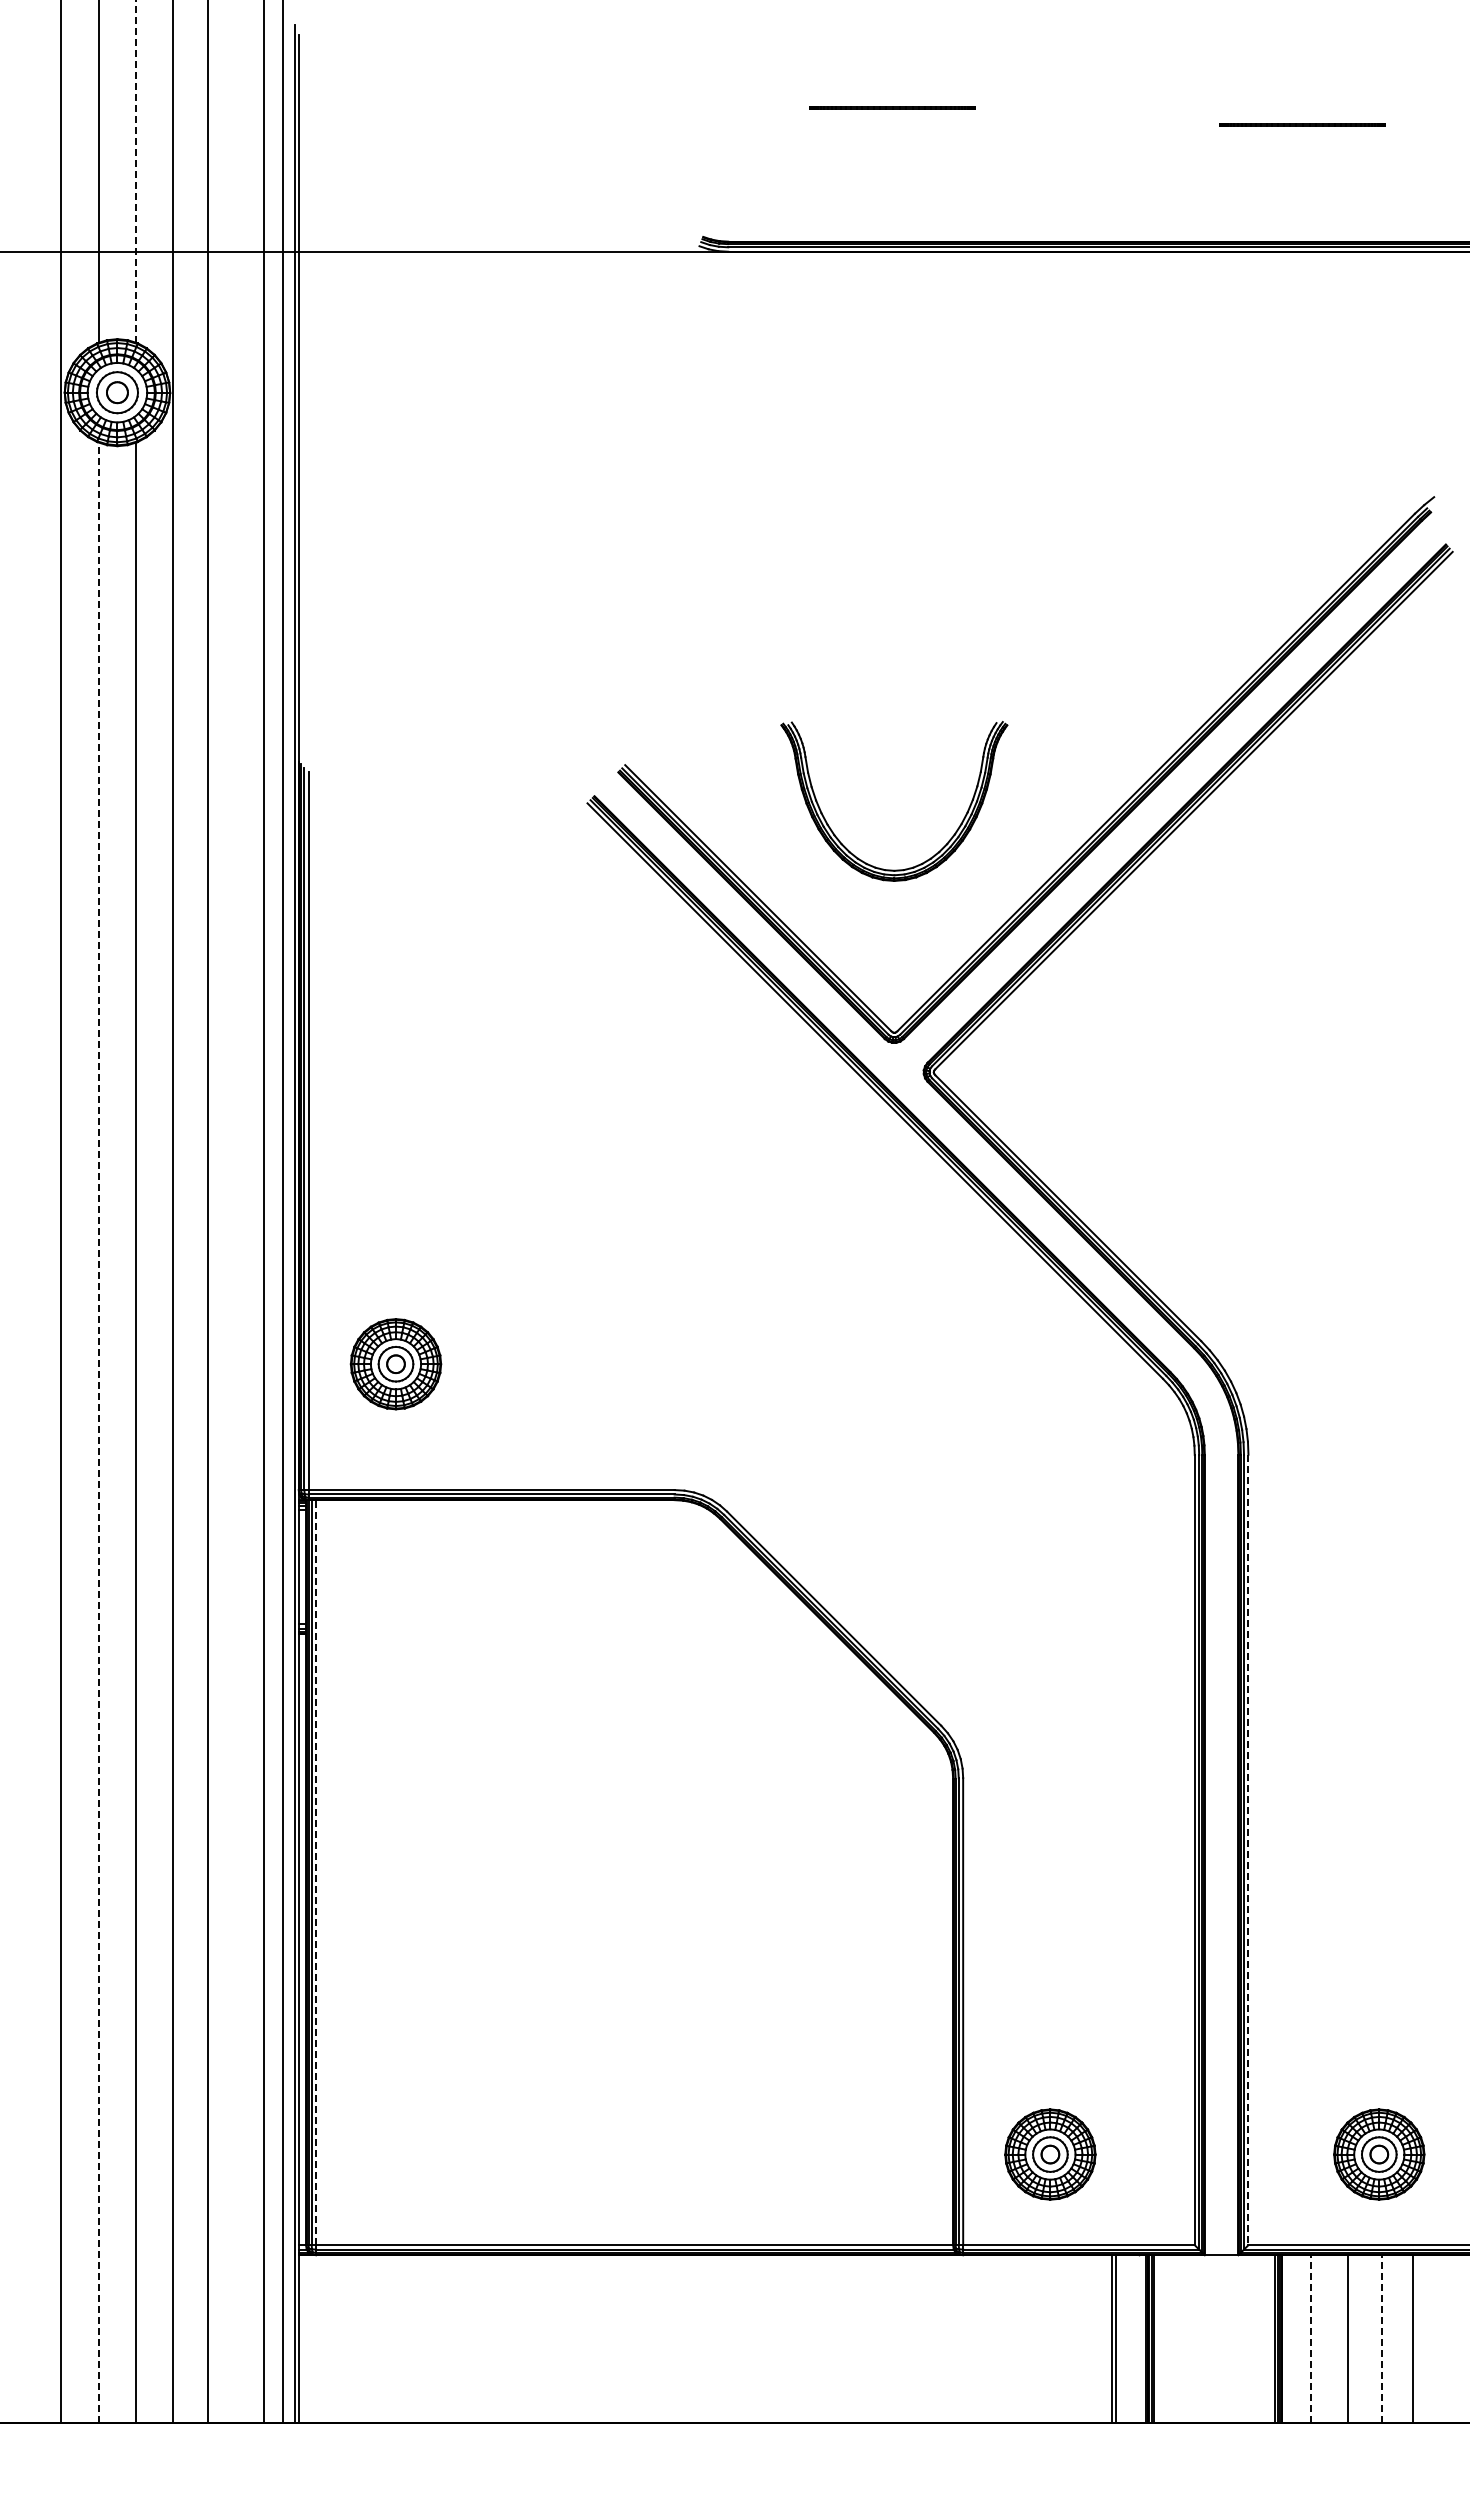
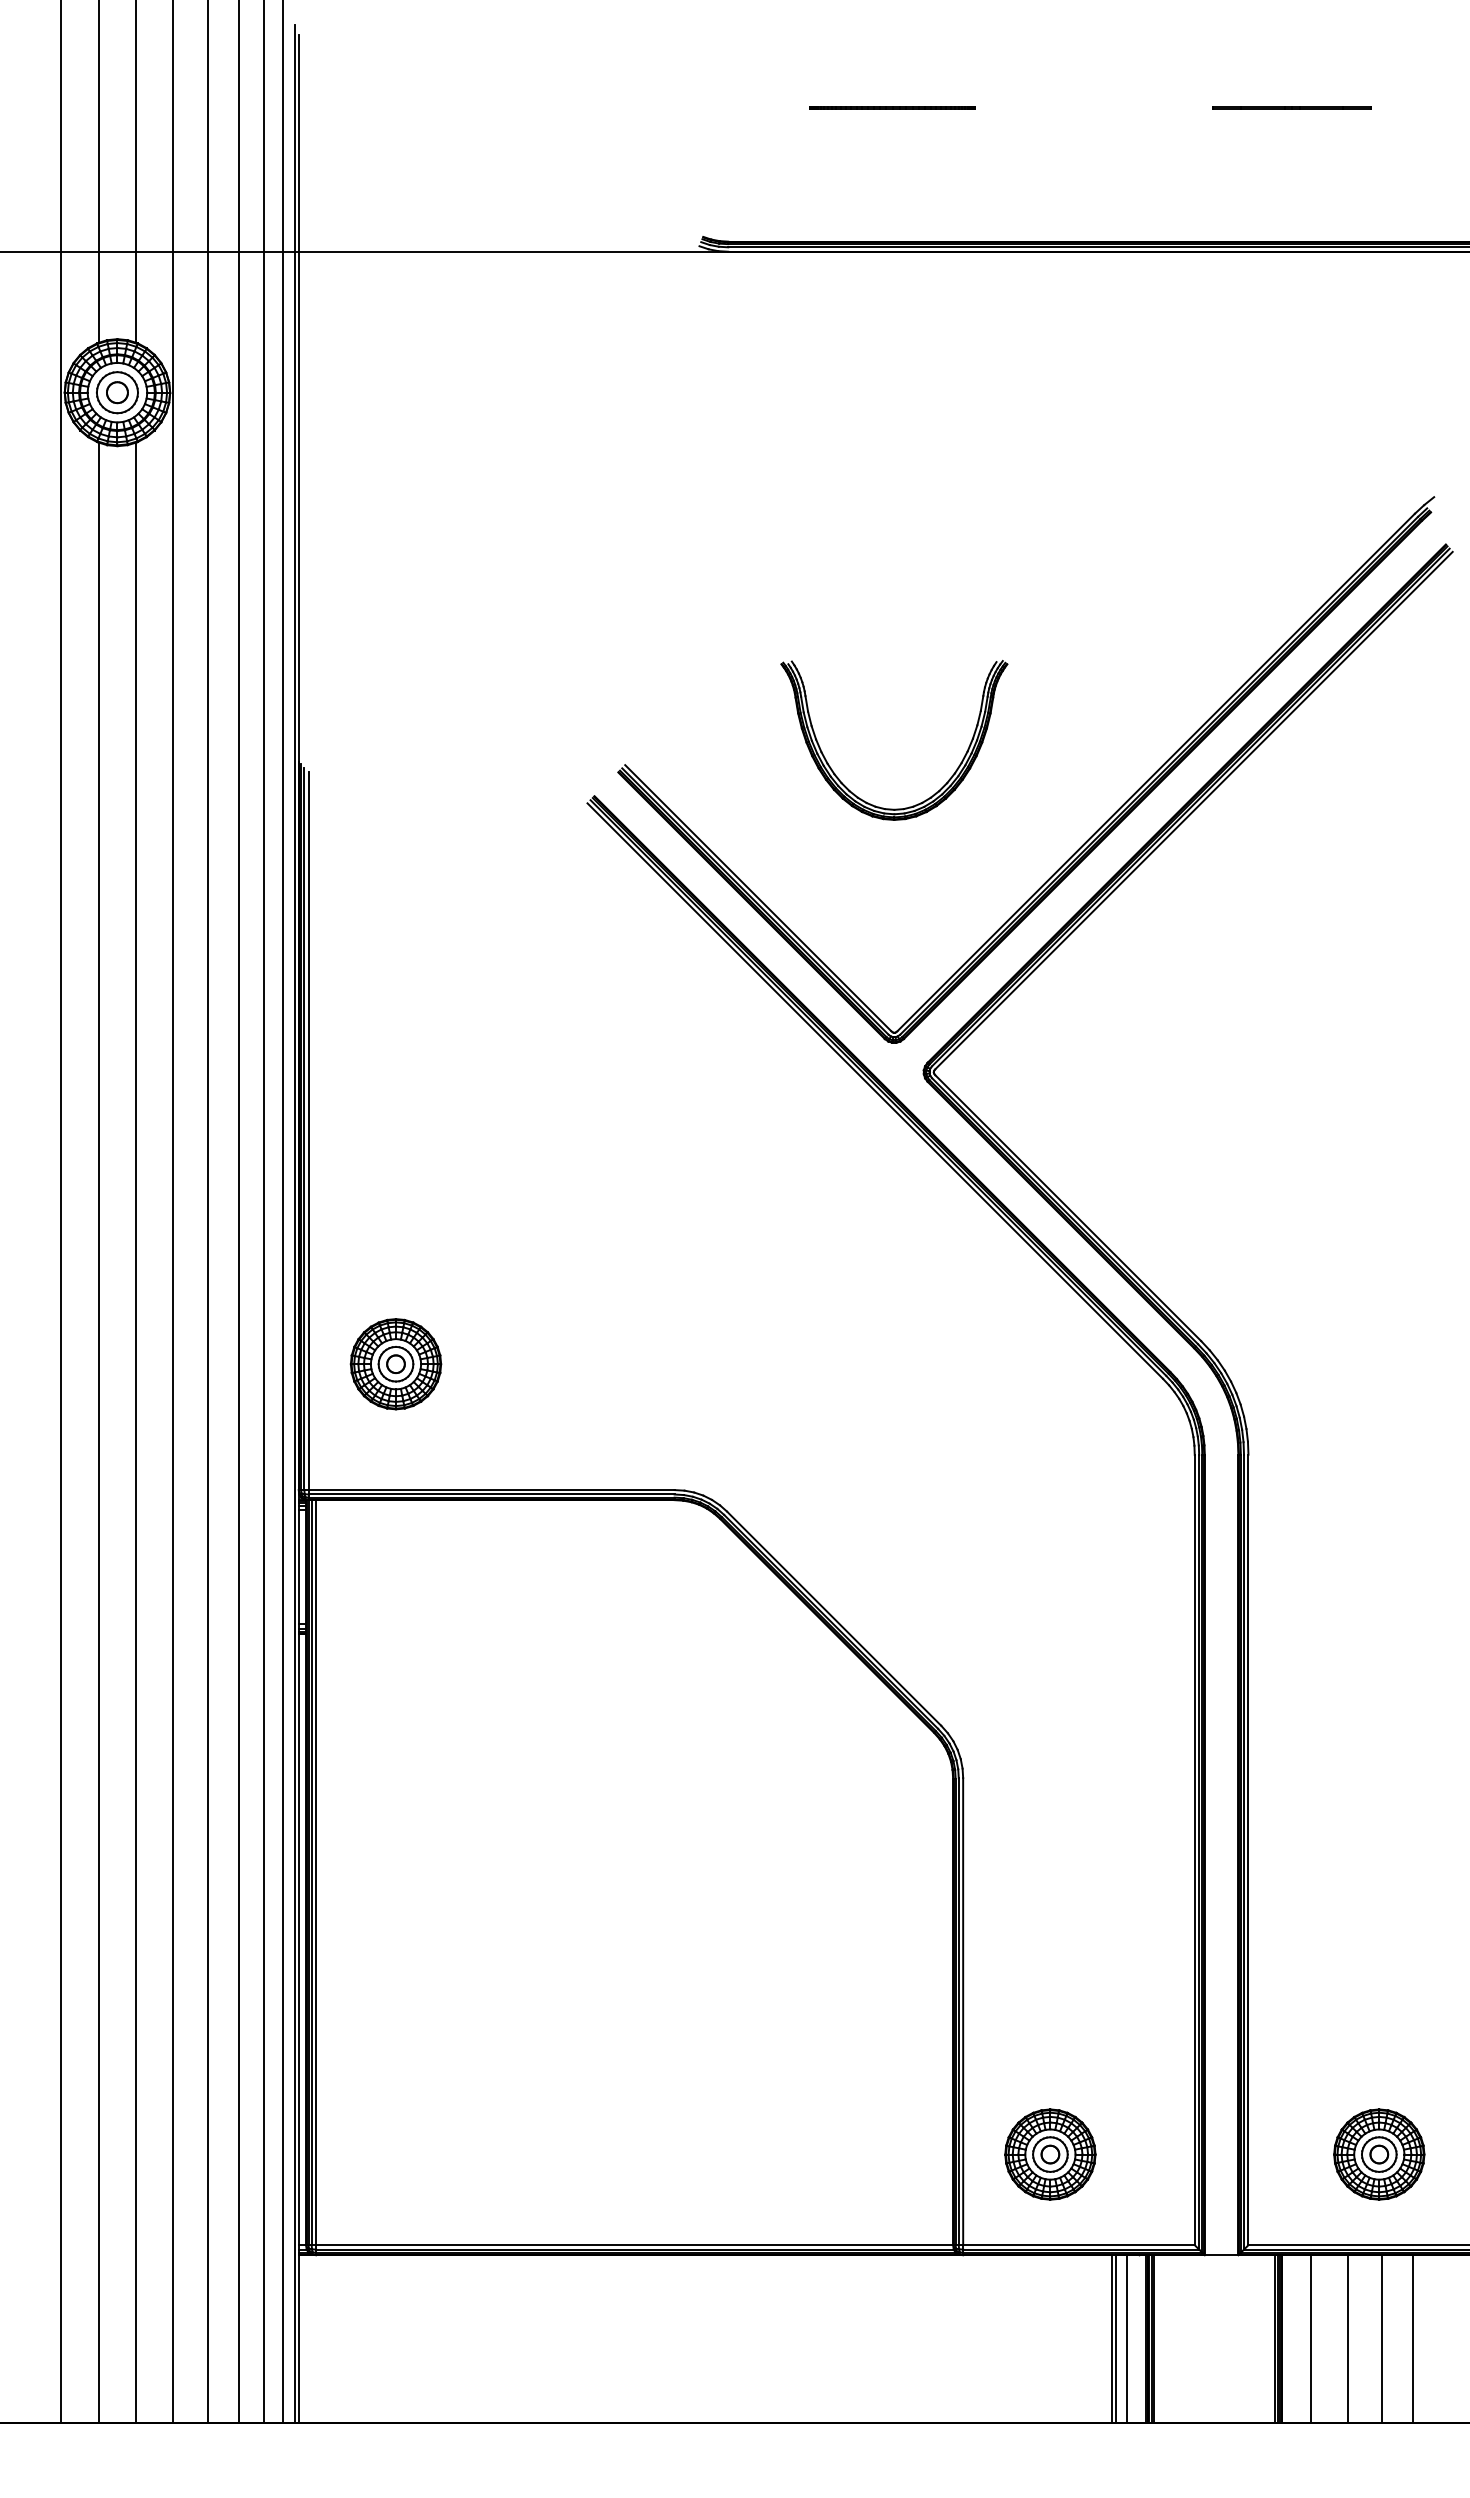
line: none -> present (1291, 107)
line: present -> none (1302, 124)
line: dashed -> solid (136, 171)
part position: (935, 853) -> (935, 792) (935, 792)
line: none -> present (238, 1212)
line: dashed -> solid (98, 1432)
line: dashed -> solid (1248, 1850)
line: dashed -> solid (316, 1872)
line: none -> present (1127, 2339)
line: dashed -> solid (1310, 2339)
line: dashed -> solid (1382, 2339)
